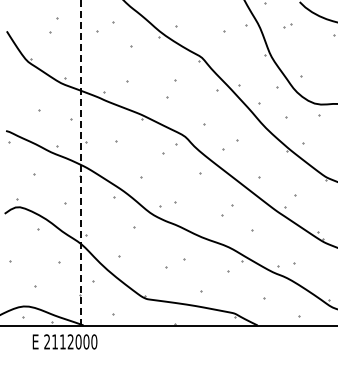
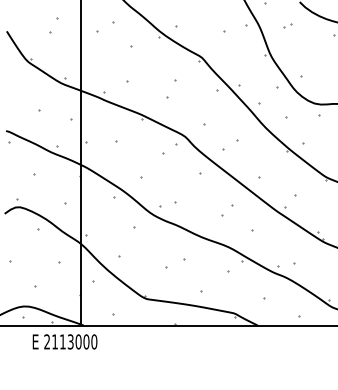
line: dashed -> solid (81, 162)
text: 2112000 -> 2113000 (70, 341)
